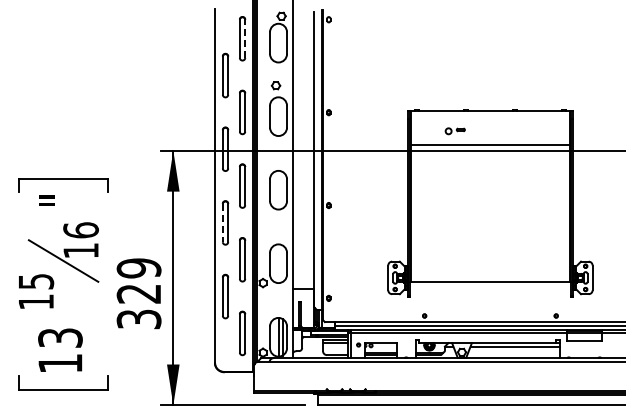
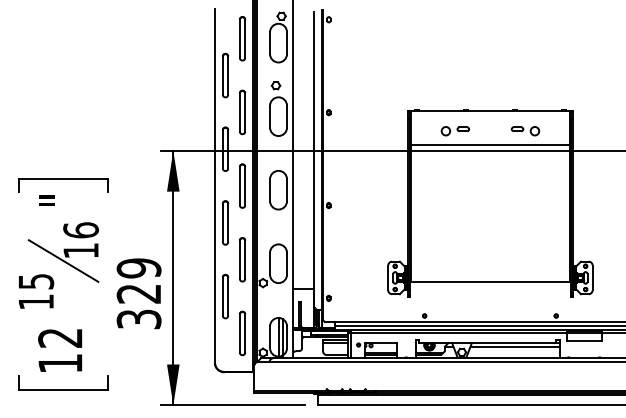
line: dashed -> solid (245, 38)
part size: 22x9 px -> 30x11 px (454, 131)
part: none -> present (525, 131)
line: dashed -> solid (222, 223)
text: 13 -> 12 (60, 337)
